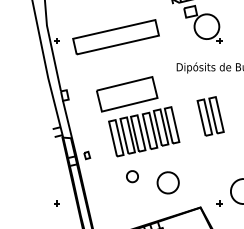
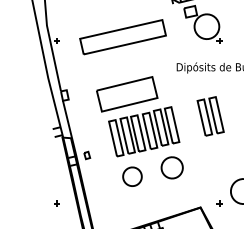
part position: (115, 37) -> (122, 37) (122, 37)
part size: 13x14 px -> 21x21 px (132, 176)
part position: (167, 182) -> (171, 167) (171, 167)
